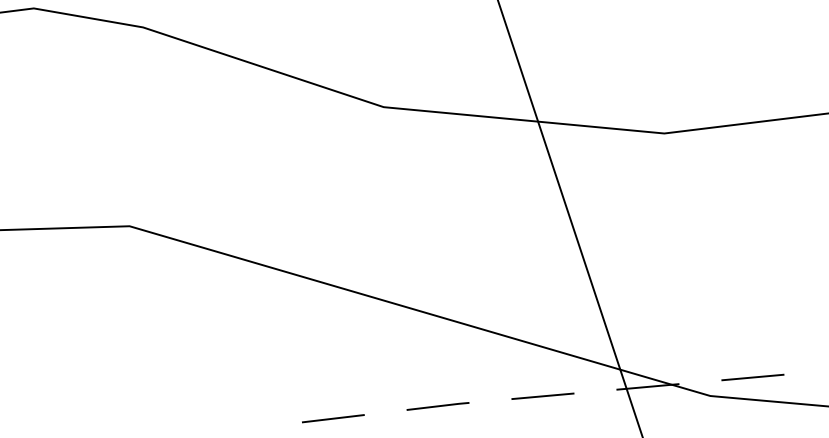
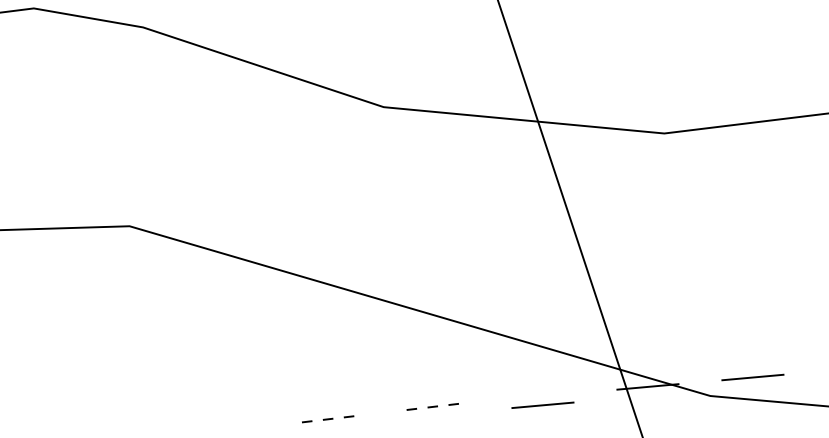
line position: (542, 395) -> (542, 404) (542, 404)
line: solid -> dashed (439, 406)
line: solid -> dashed (333, 418)
